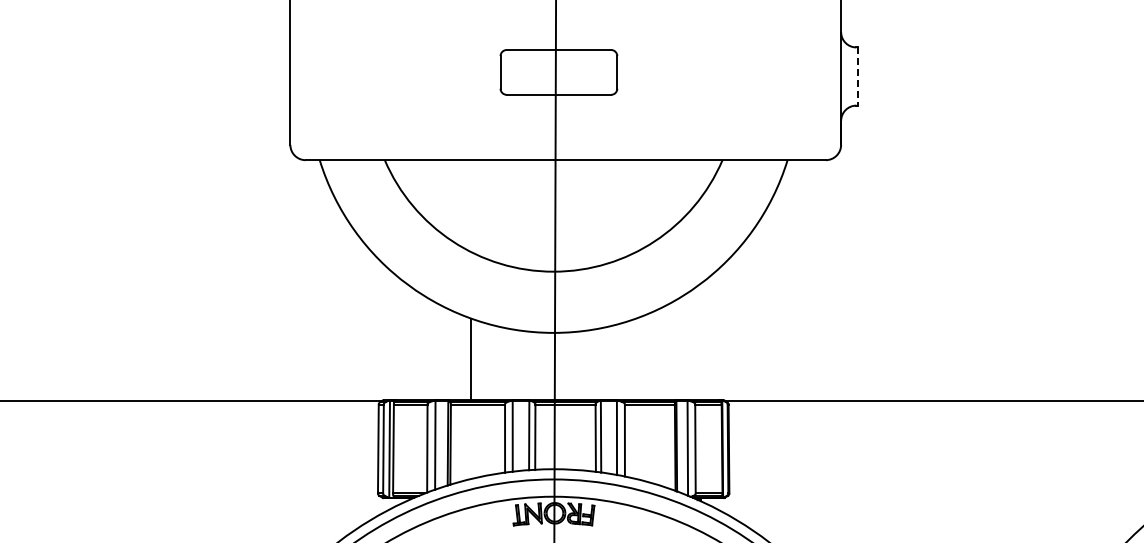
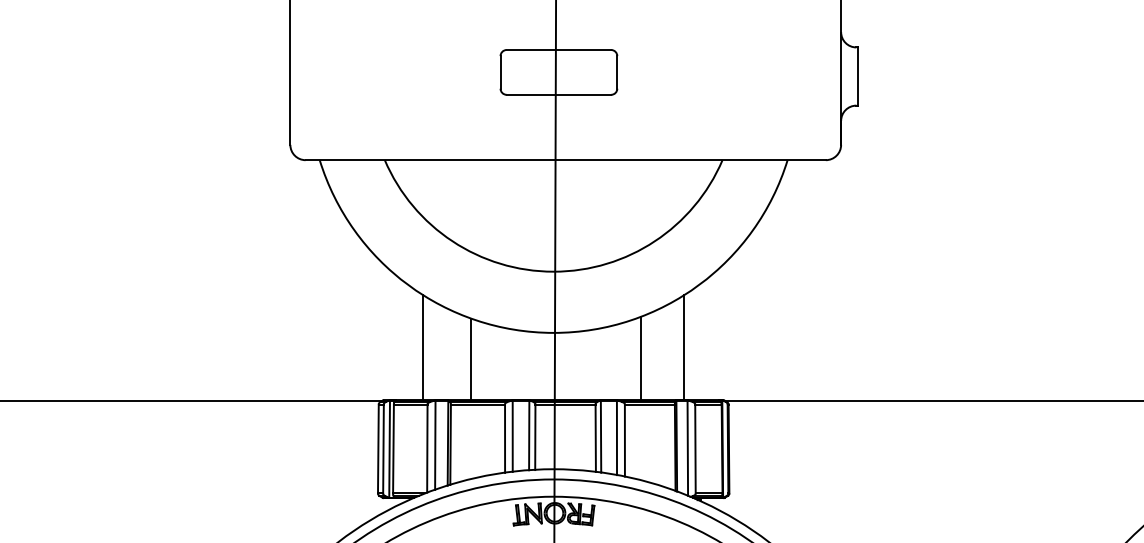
line: dashed -> solid (858, 77)
line: none -> present (423, 347)
line: none -> present (684, 347)
line: none -> present (640, 358)
